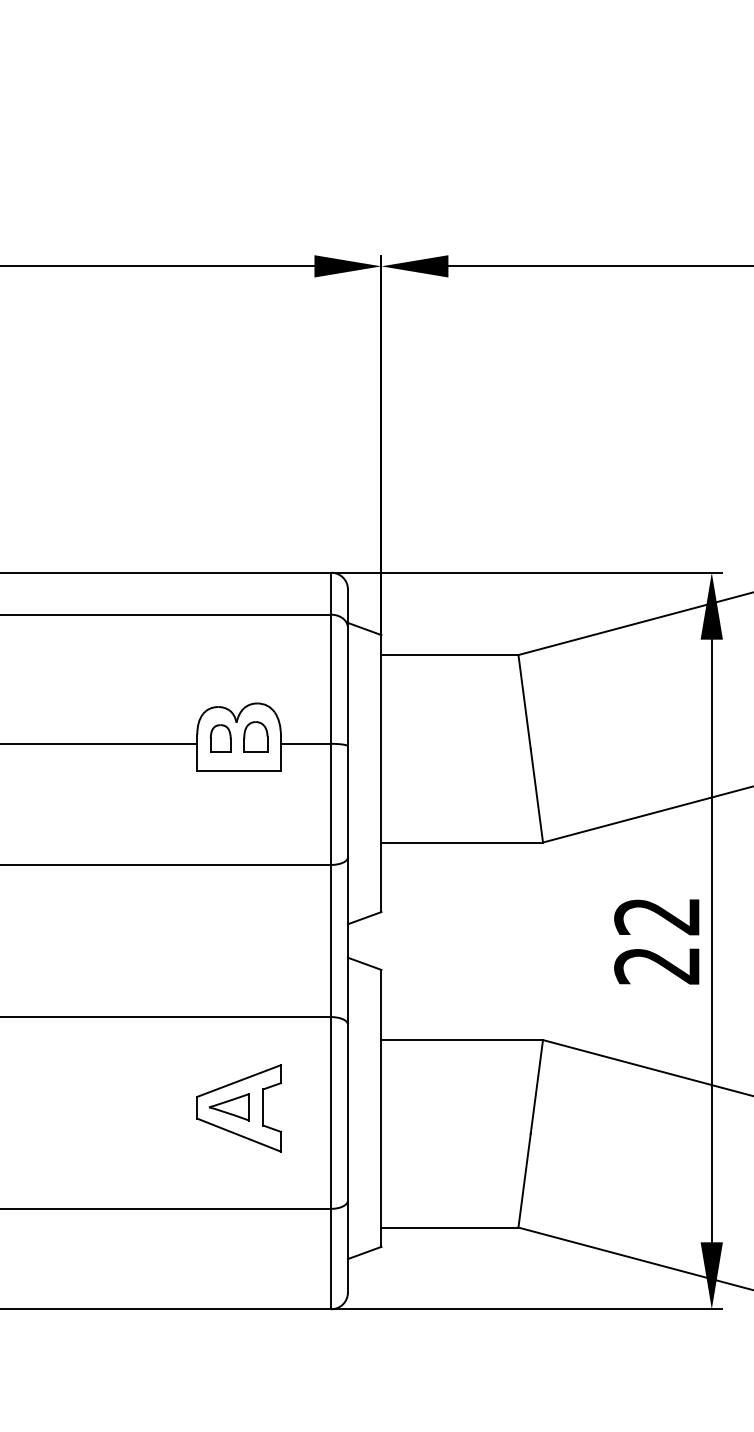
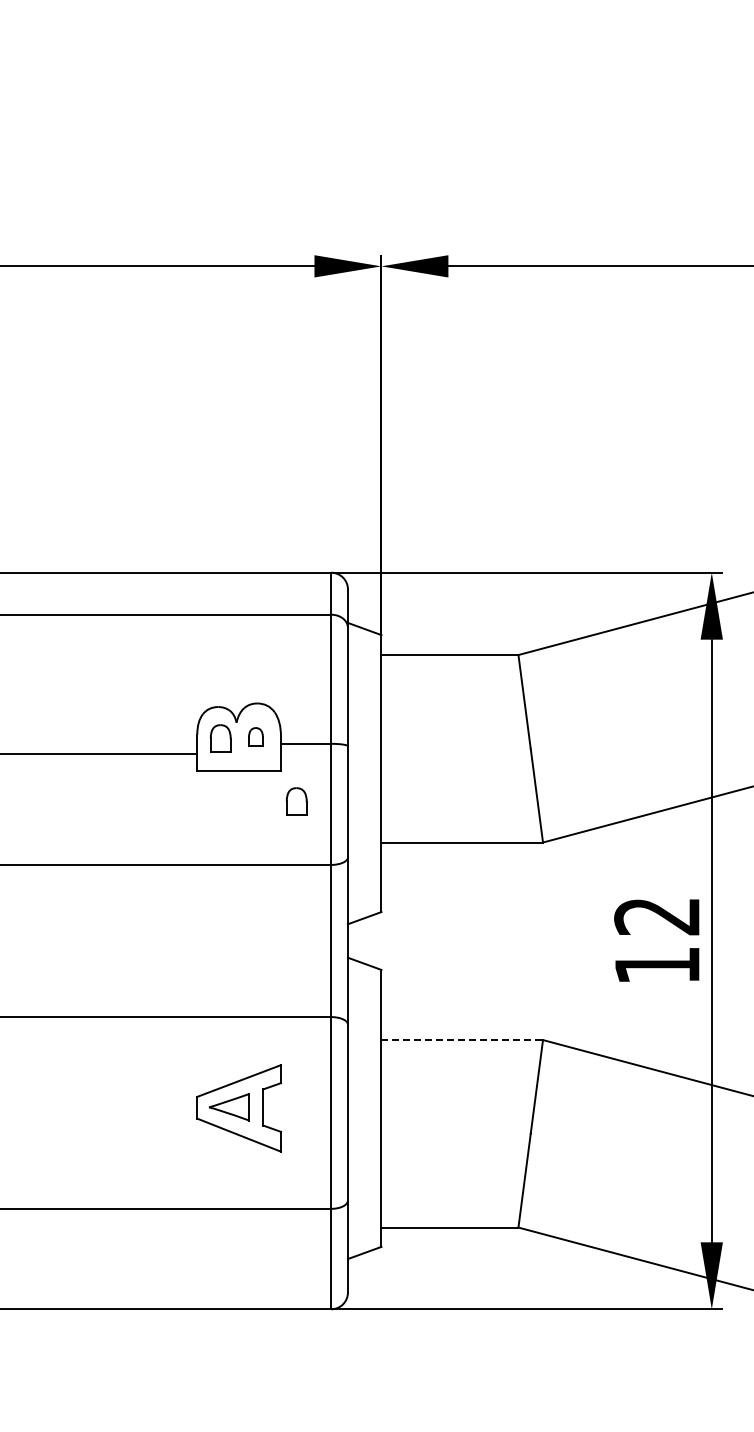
part size: 26x32 px -> 16x20 px (255, 736)
line position: (99, 743) -> (99, 753) (99, 753)
part: none -> present (296, 801)
text: 22 -> 12 (656, 966)
line: solid -> dashed (462, 1040)
